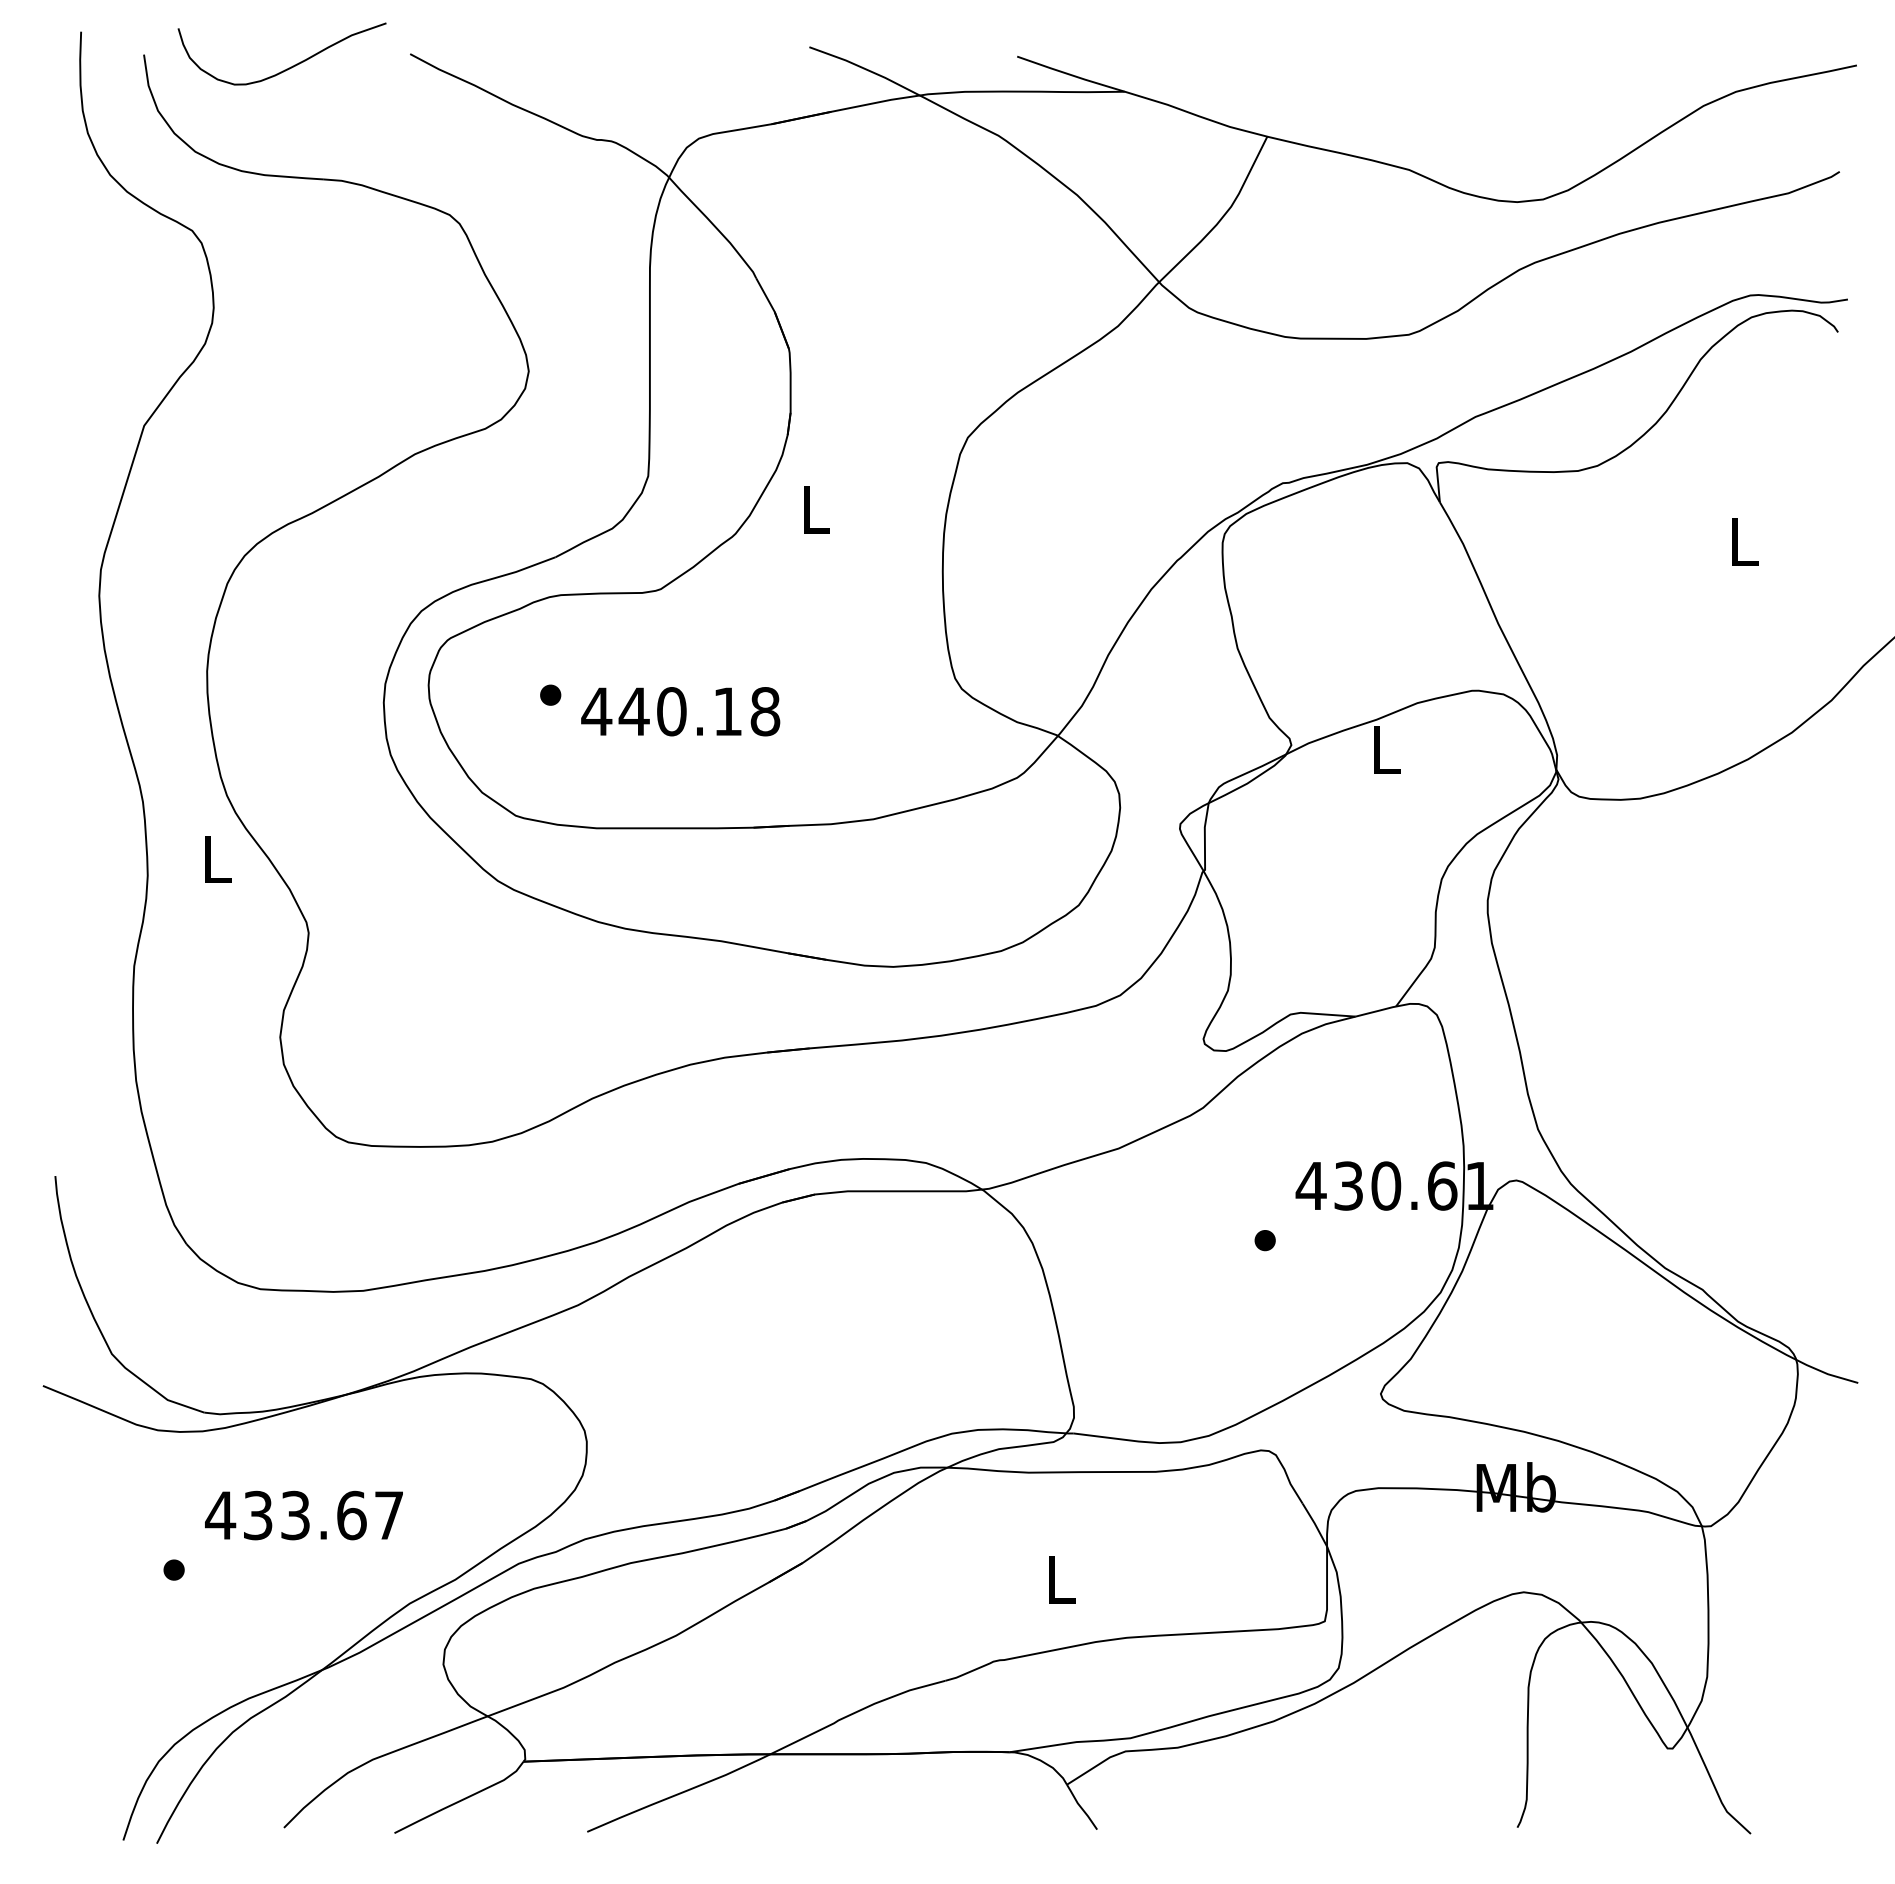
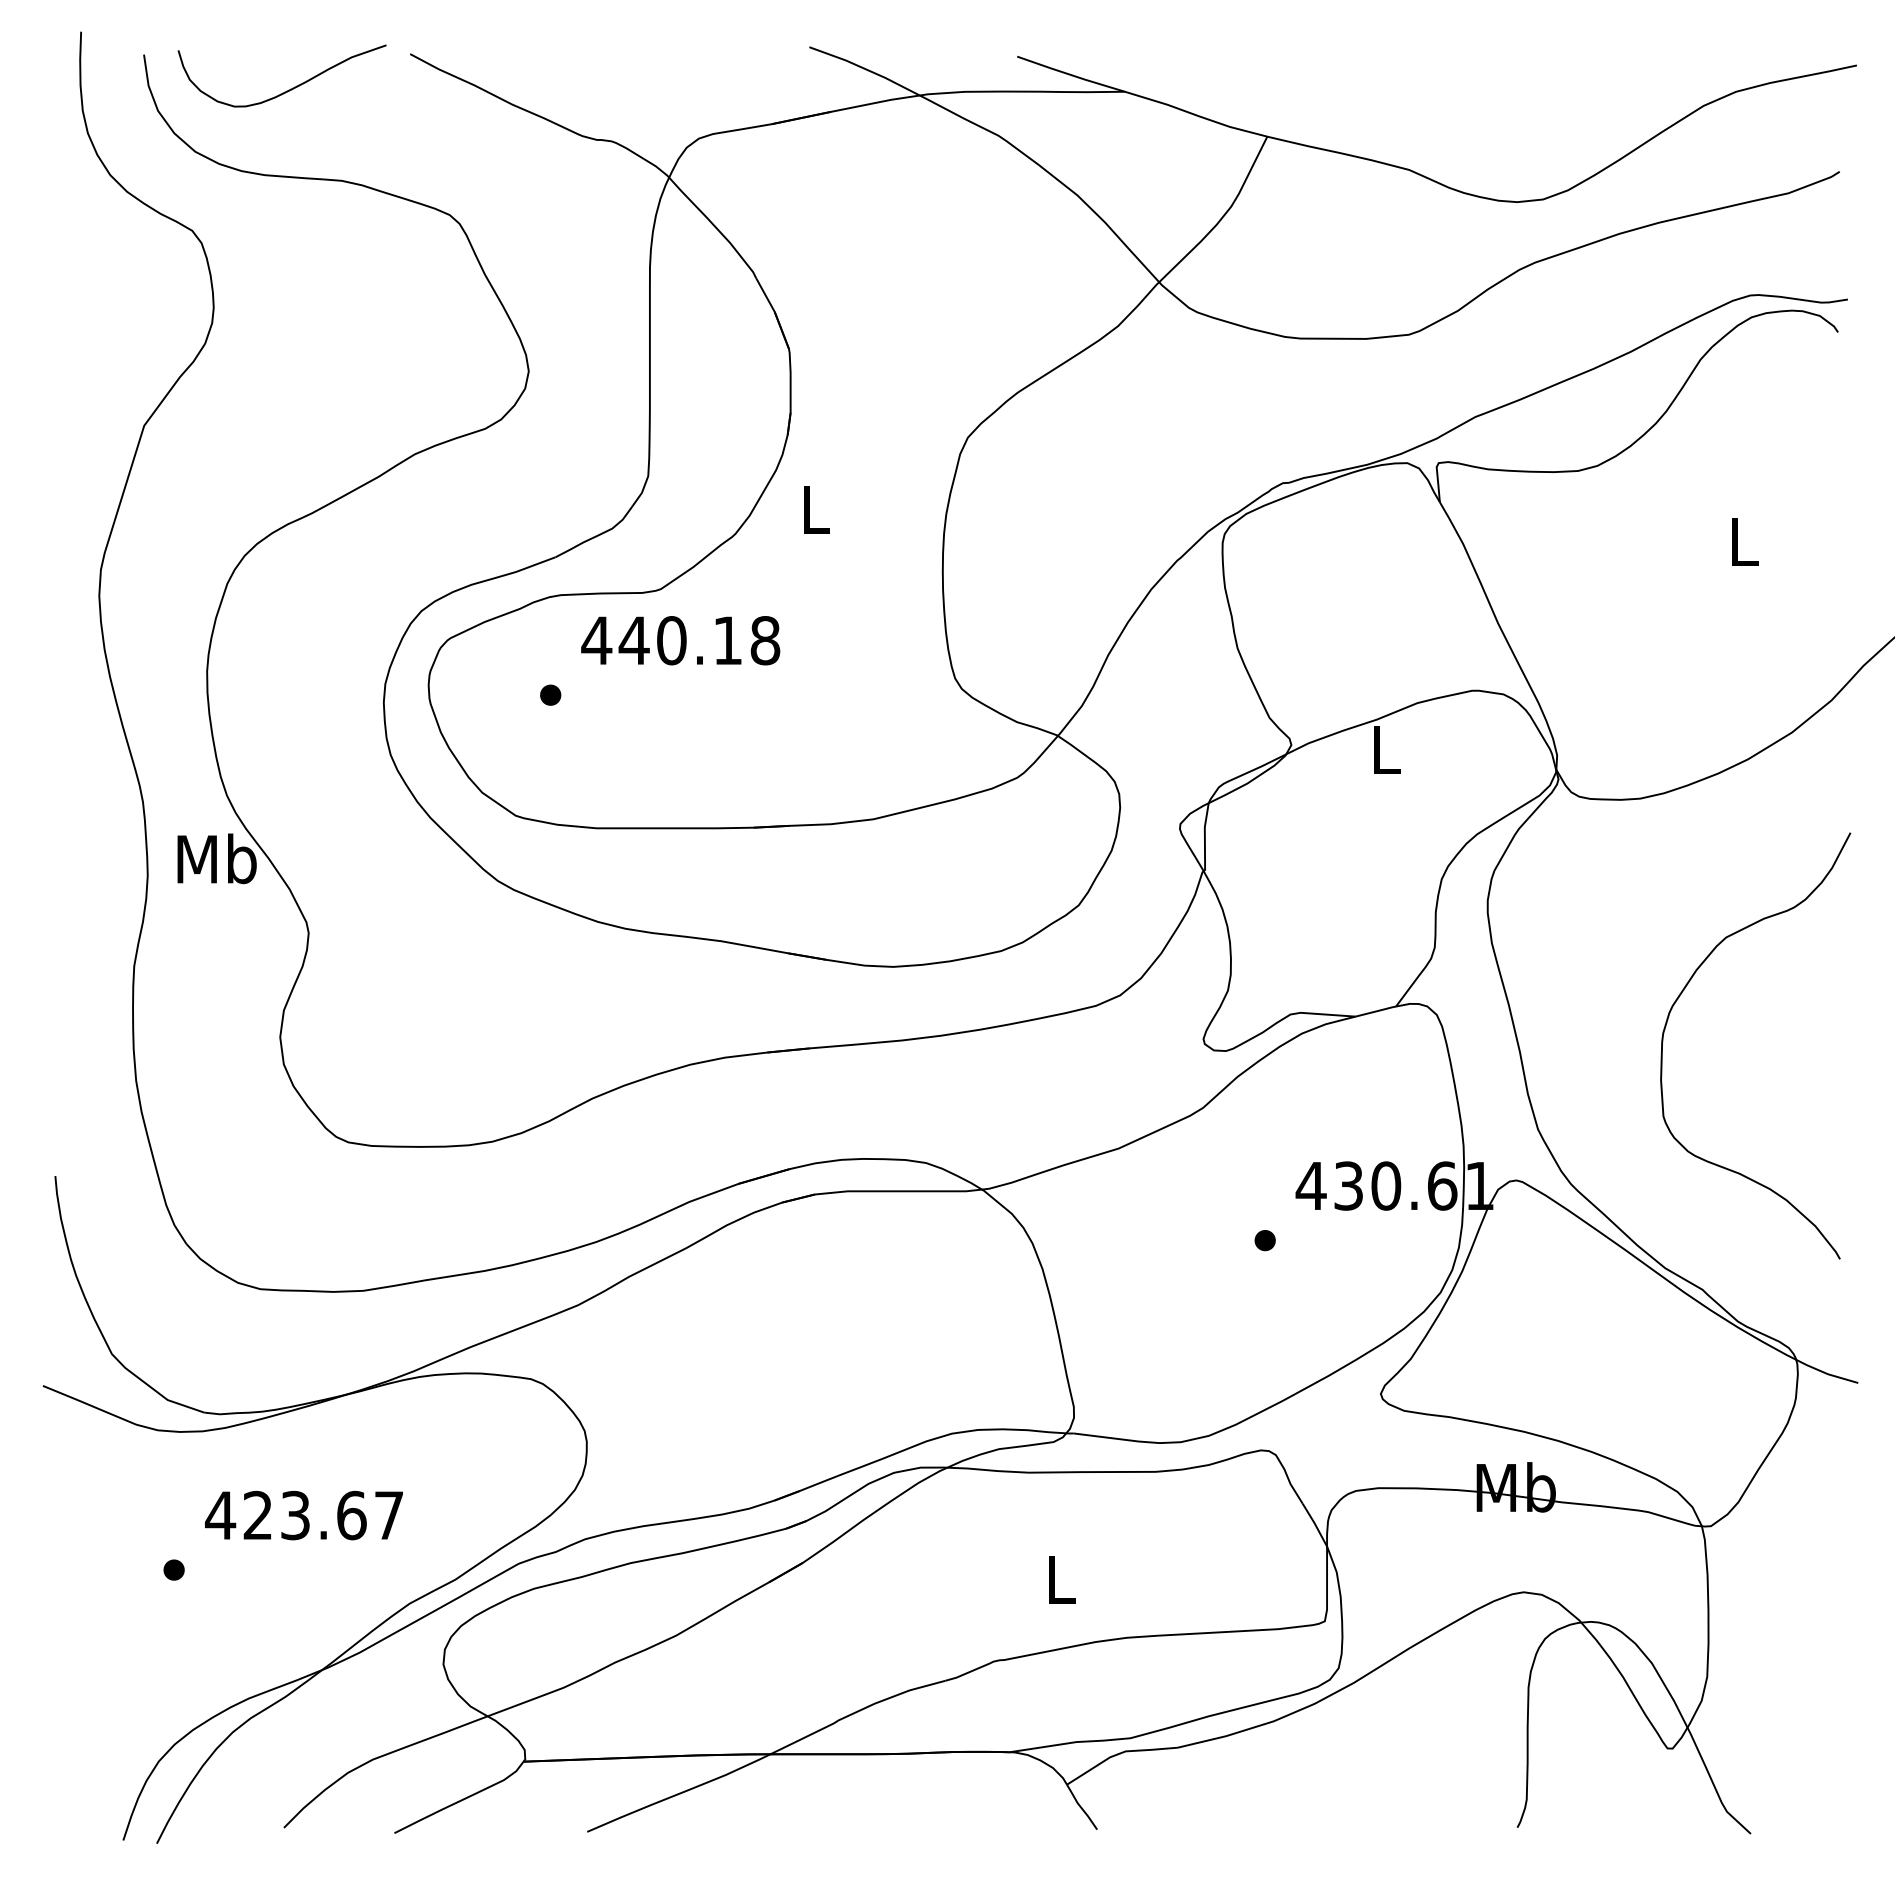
curve position: (288, 67) -> (288, 89) (288, 89)
text position: (680, 711) -> (680, 640) (680, 640)
text: L -> Mb (216, 858)
curve: none -> present (1680, 996)
text: 433.67 -> 423.67 (257, 1515)
